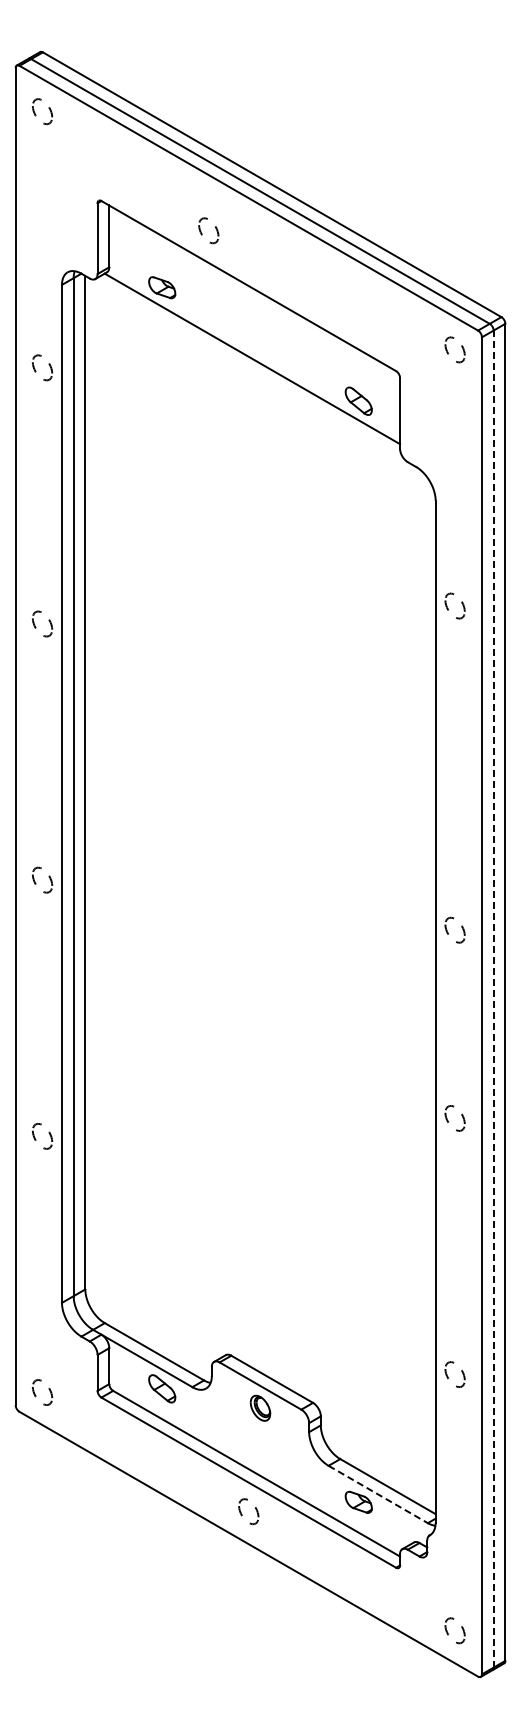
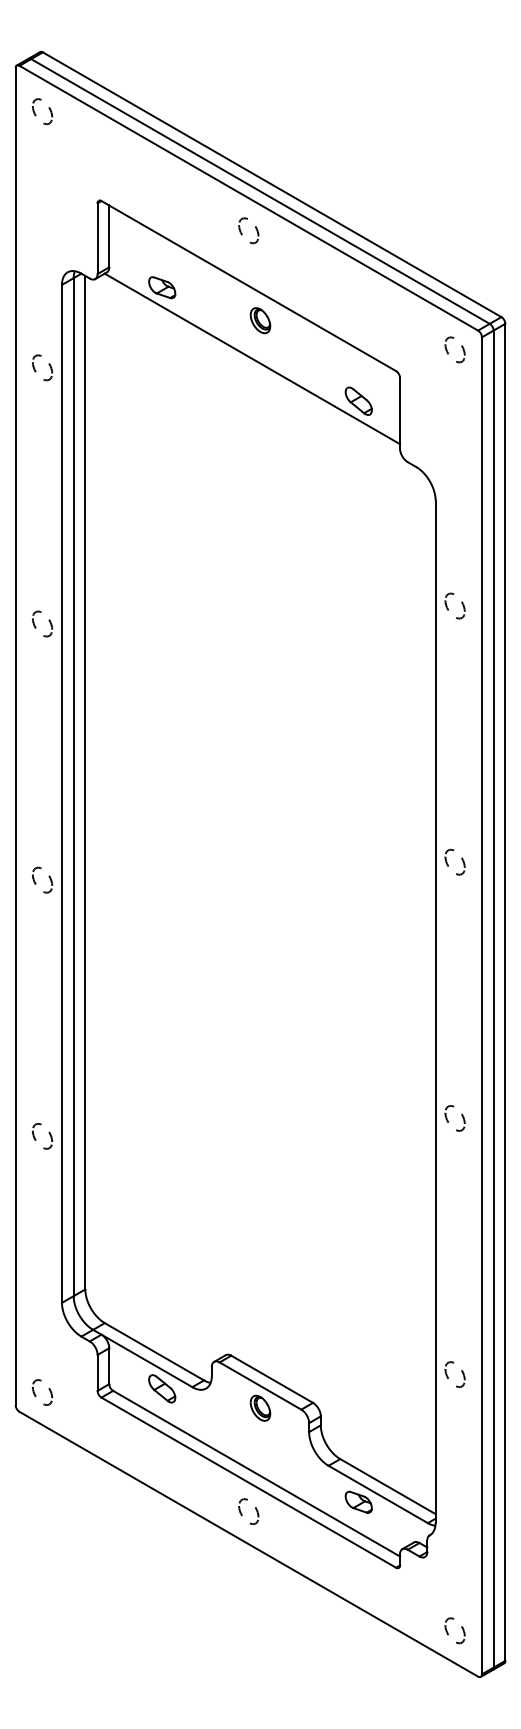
part position: (202, 233) -> (242, 233) (242, 233)
part: none -> present (260, 320)
part position: (448, 932) -> (448, 864) (448, 864)
line: dashed -> solid (493, 999)
line: dashed -> solid (378, 1494)
